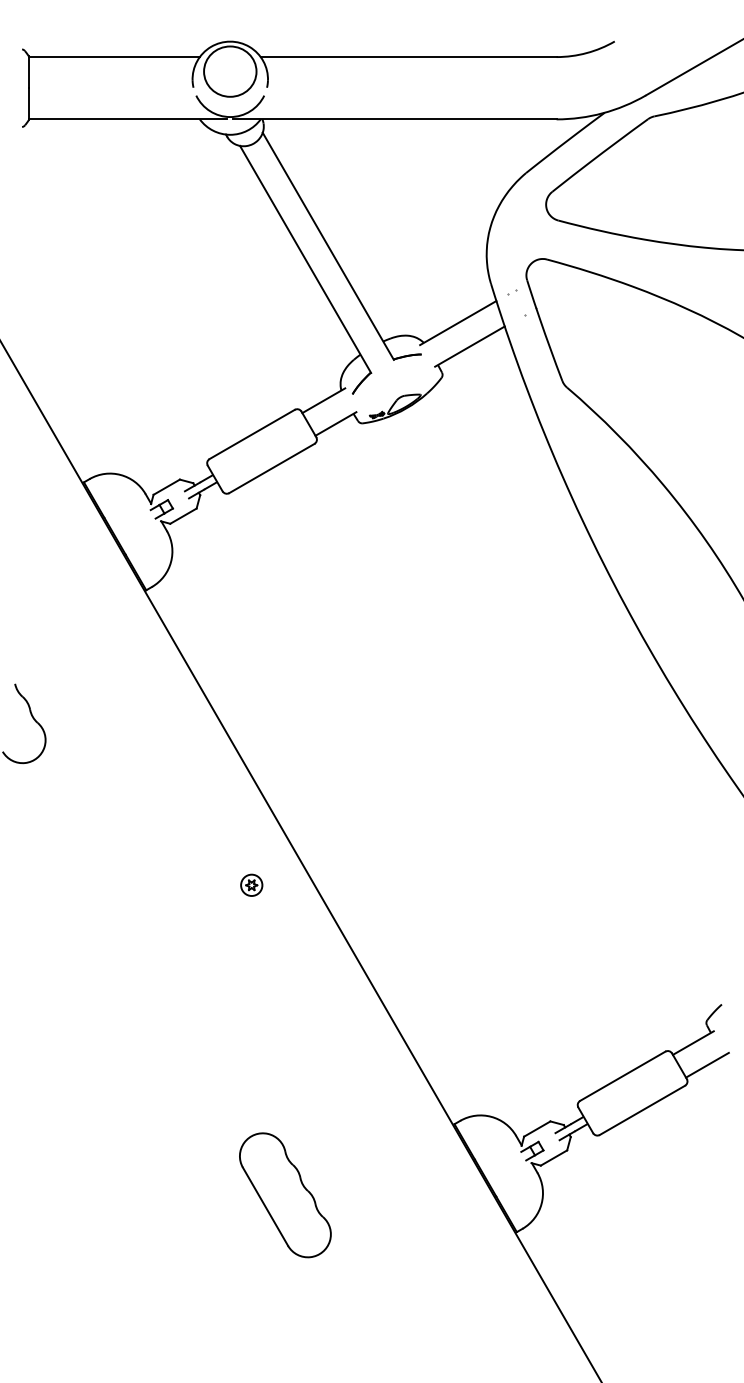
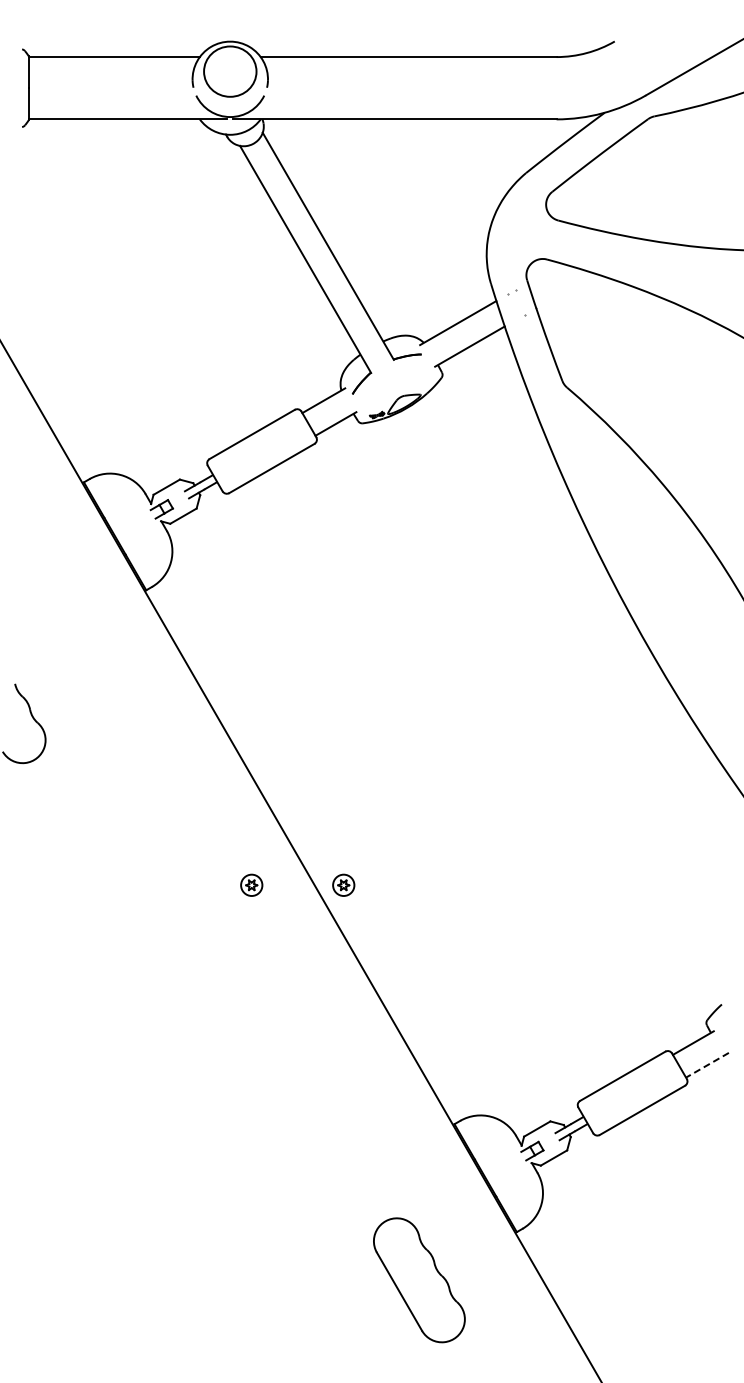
part: none -> present (343, 884)
line: solid -> dashed (707, 1065)
part position: (285, 1195) -> (419, 1280) (419, 1280)
